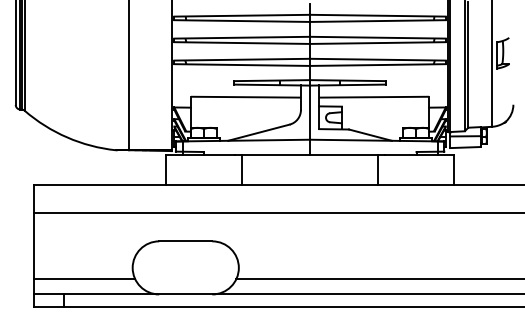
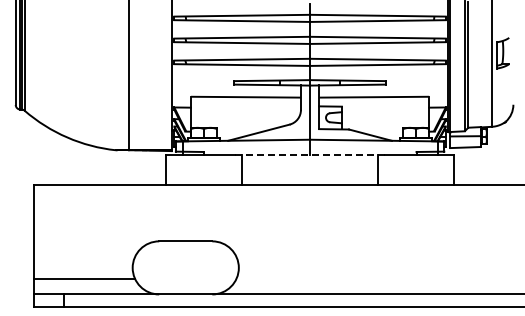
line: solid -> dashed (309, 154)
line: present -> none (277, 212)
line: present -> none (378, 279)
